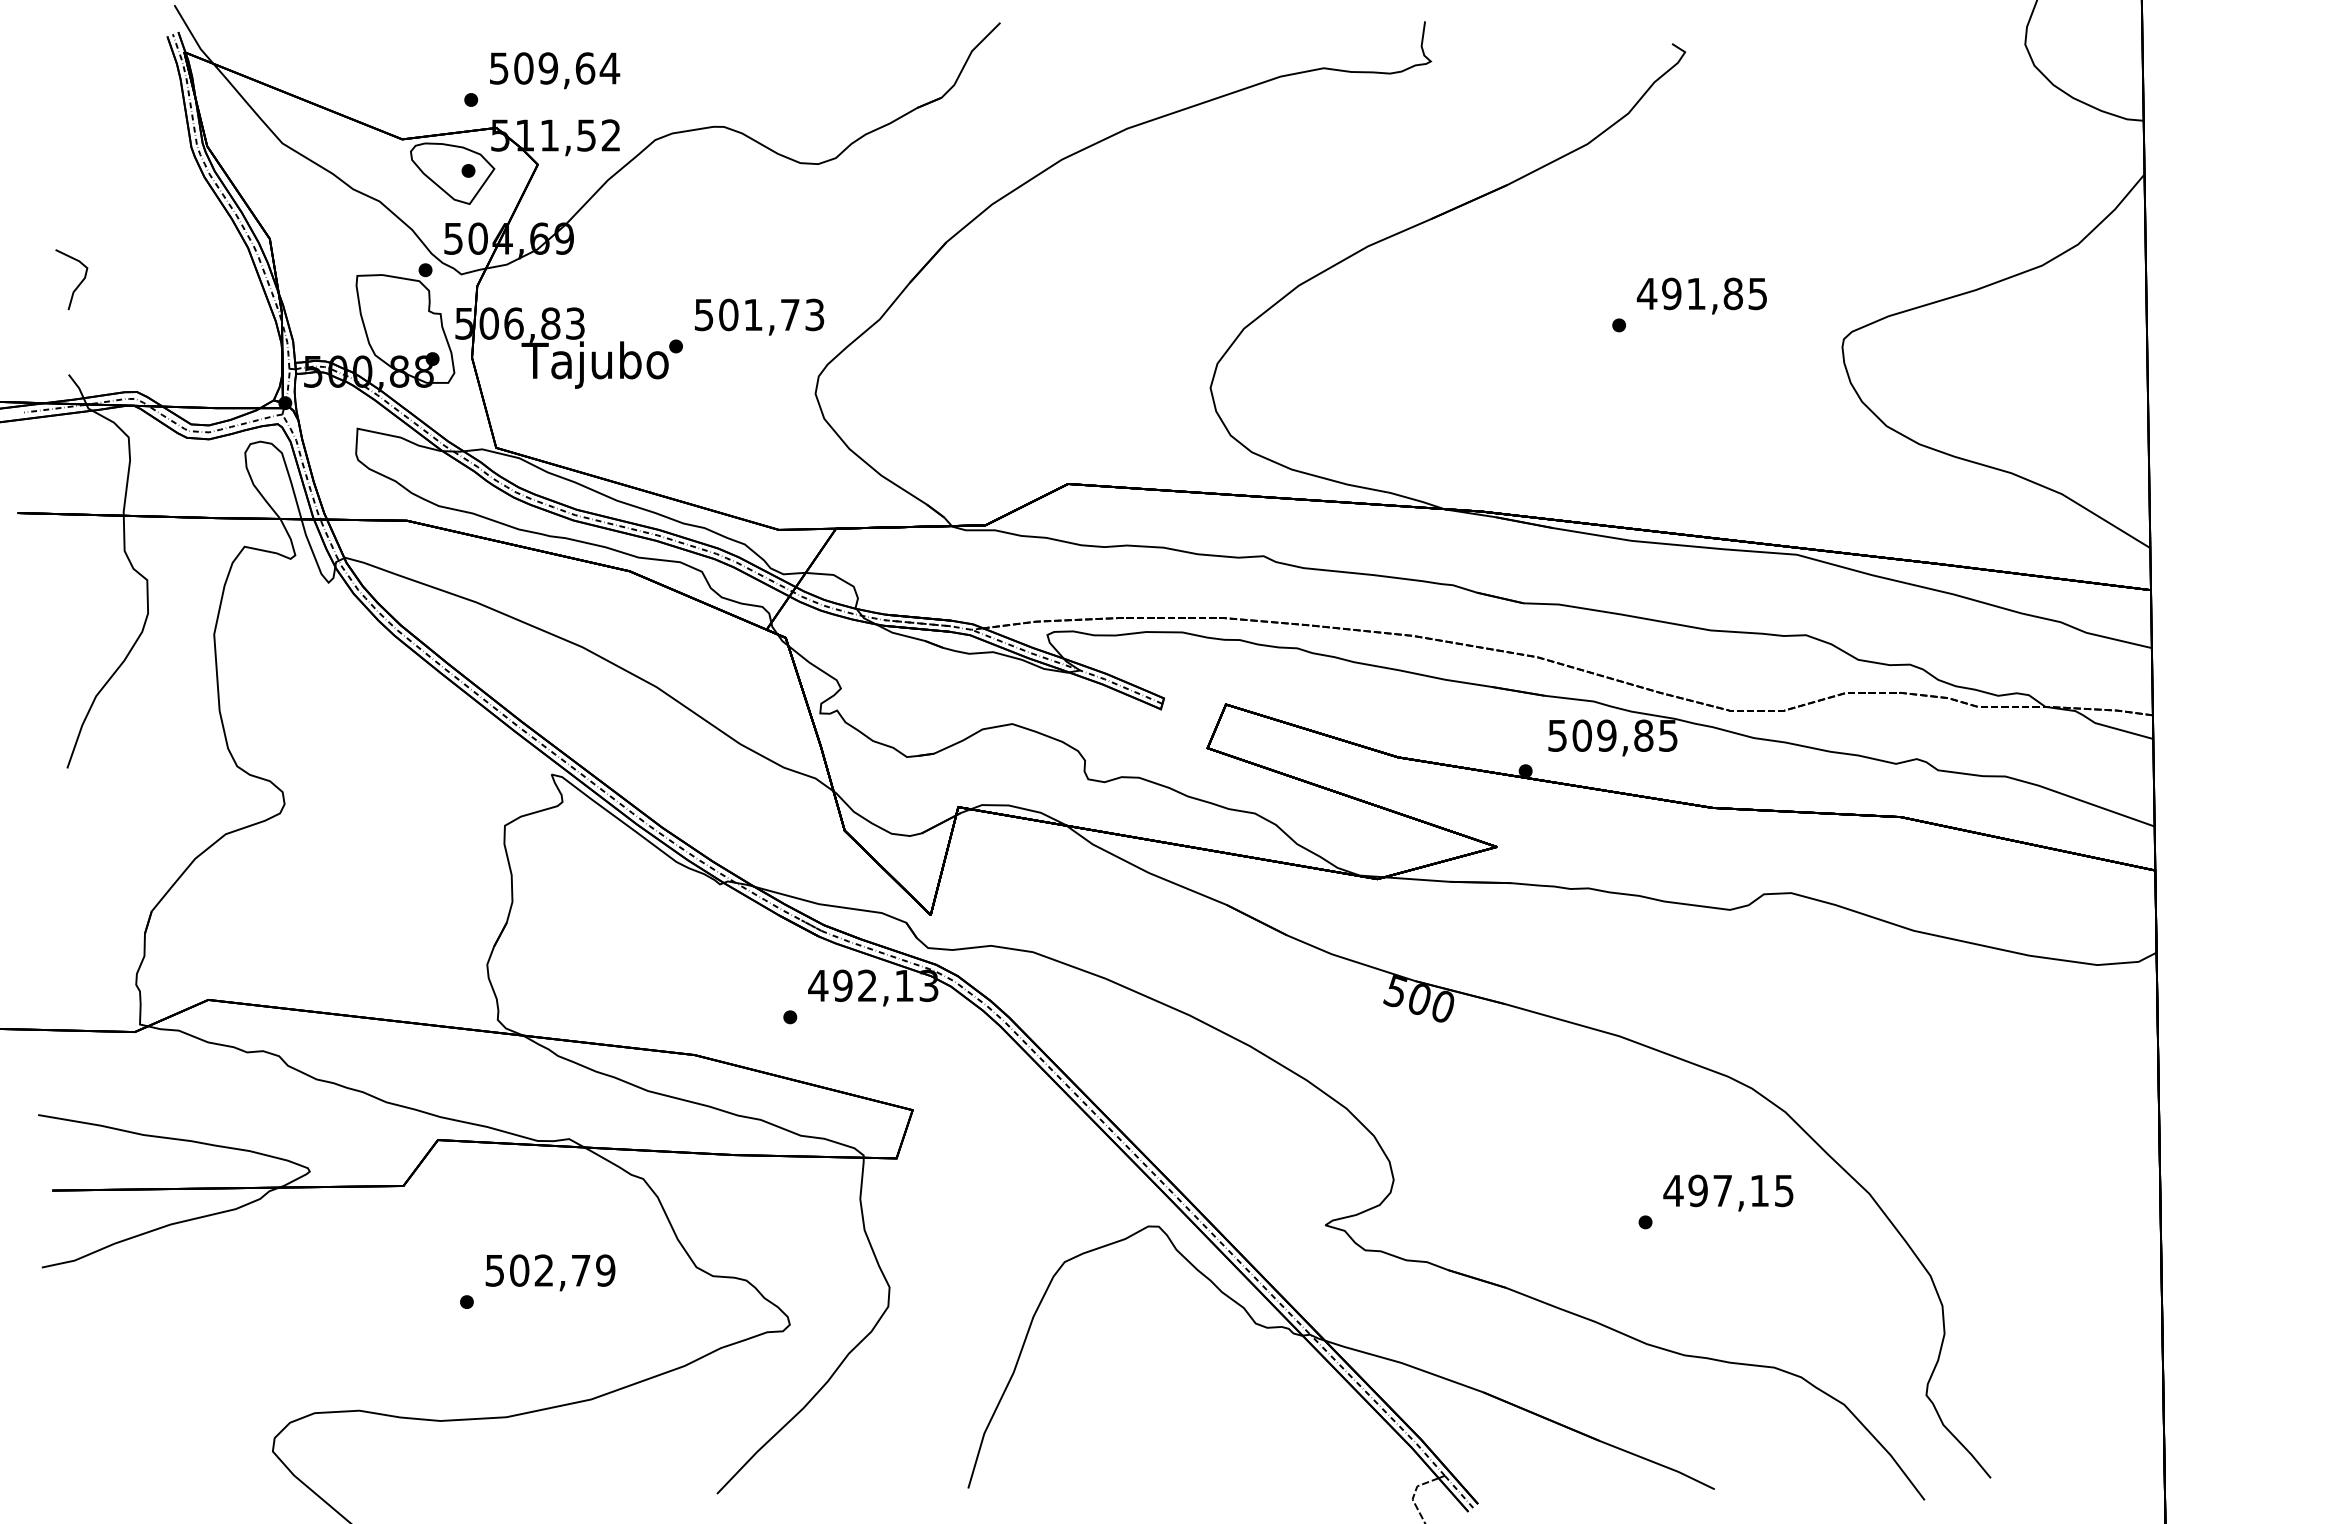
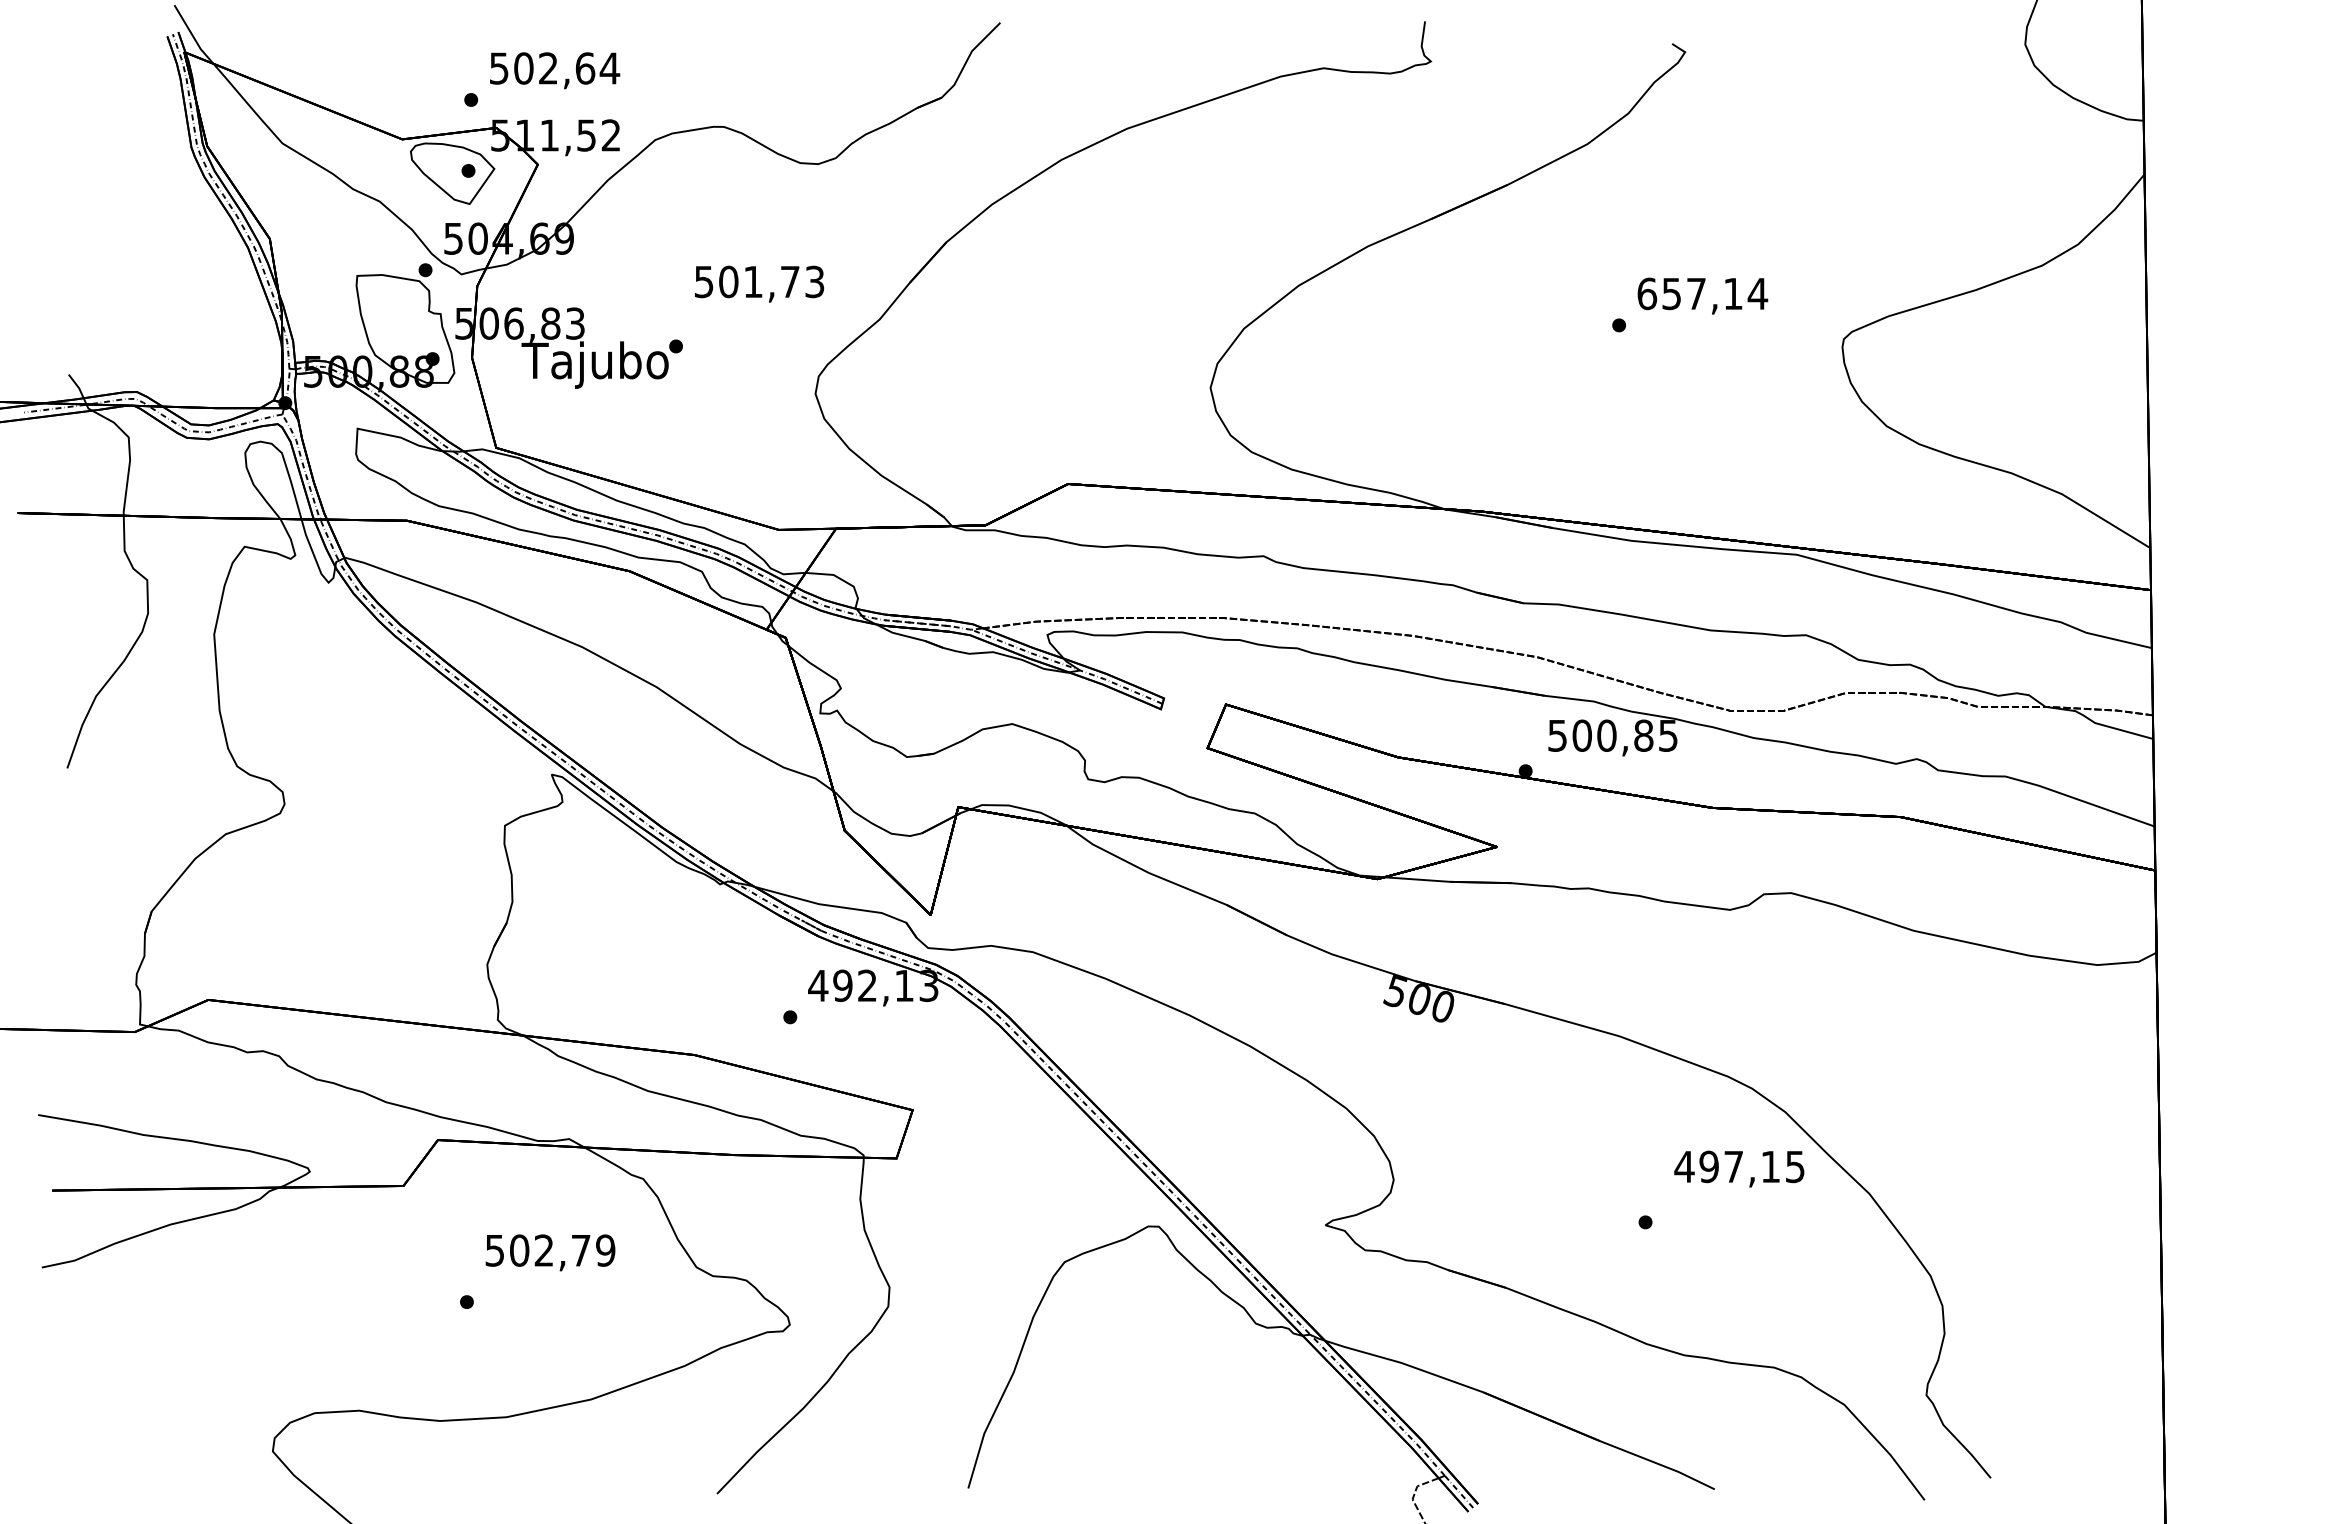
text: 509,64 -> 502,64 (548, 68)
curve: present -> none (77, 285)
text: 491,85 -> 657,14 (1702, 293)
text position: (759, 316) -> (759, 283) (759, 283)
text: 509,85 -> 500,85 (1606, 735)
text position: (1728, 1192) -> (1739, 1168) (1739, 1168)
text position: (550, 1272) -> (550, 1252) (550, 1252)
